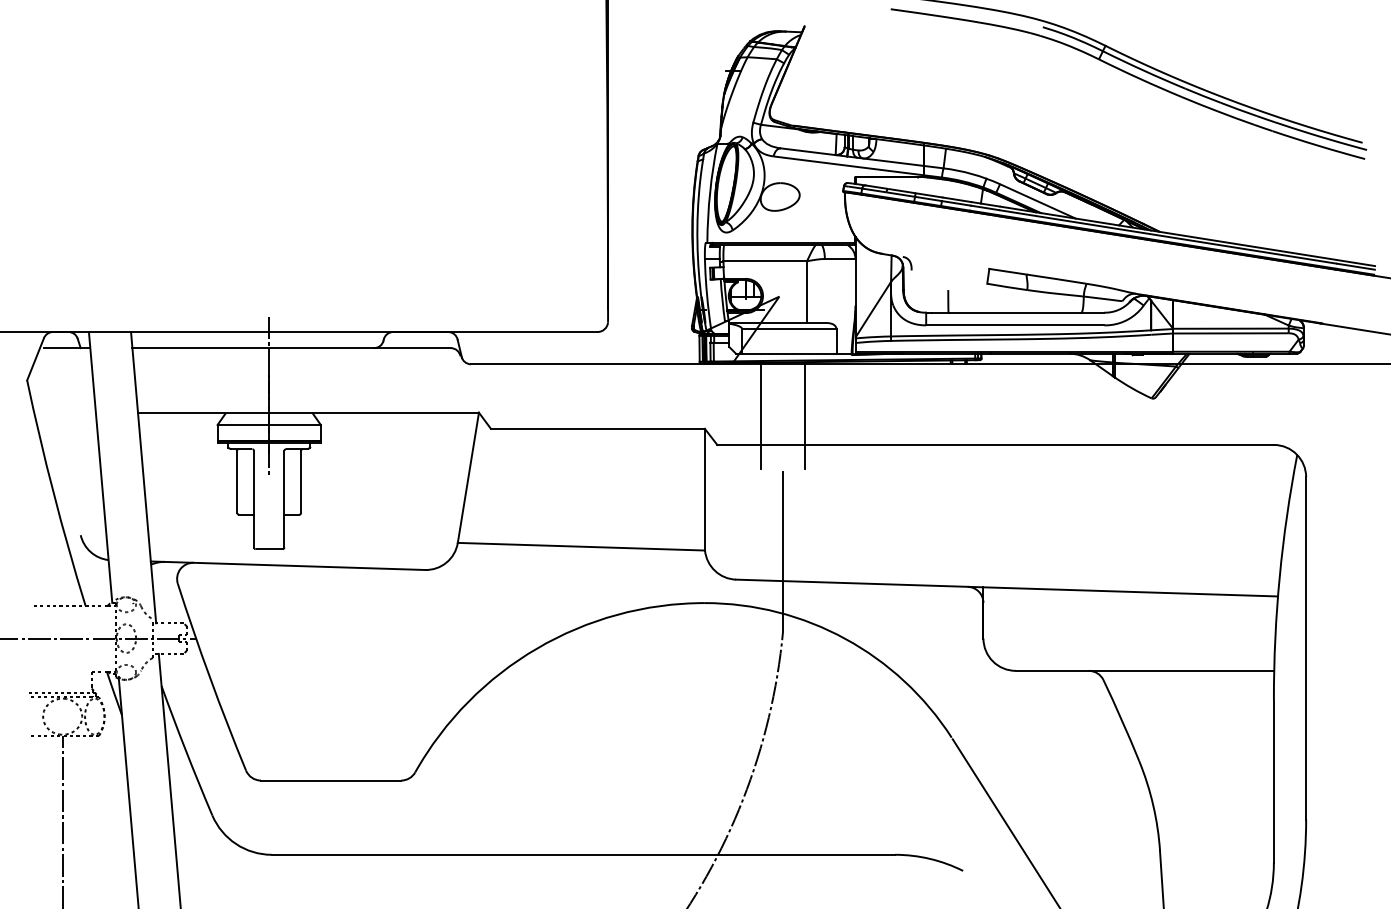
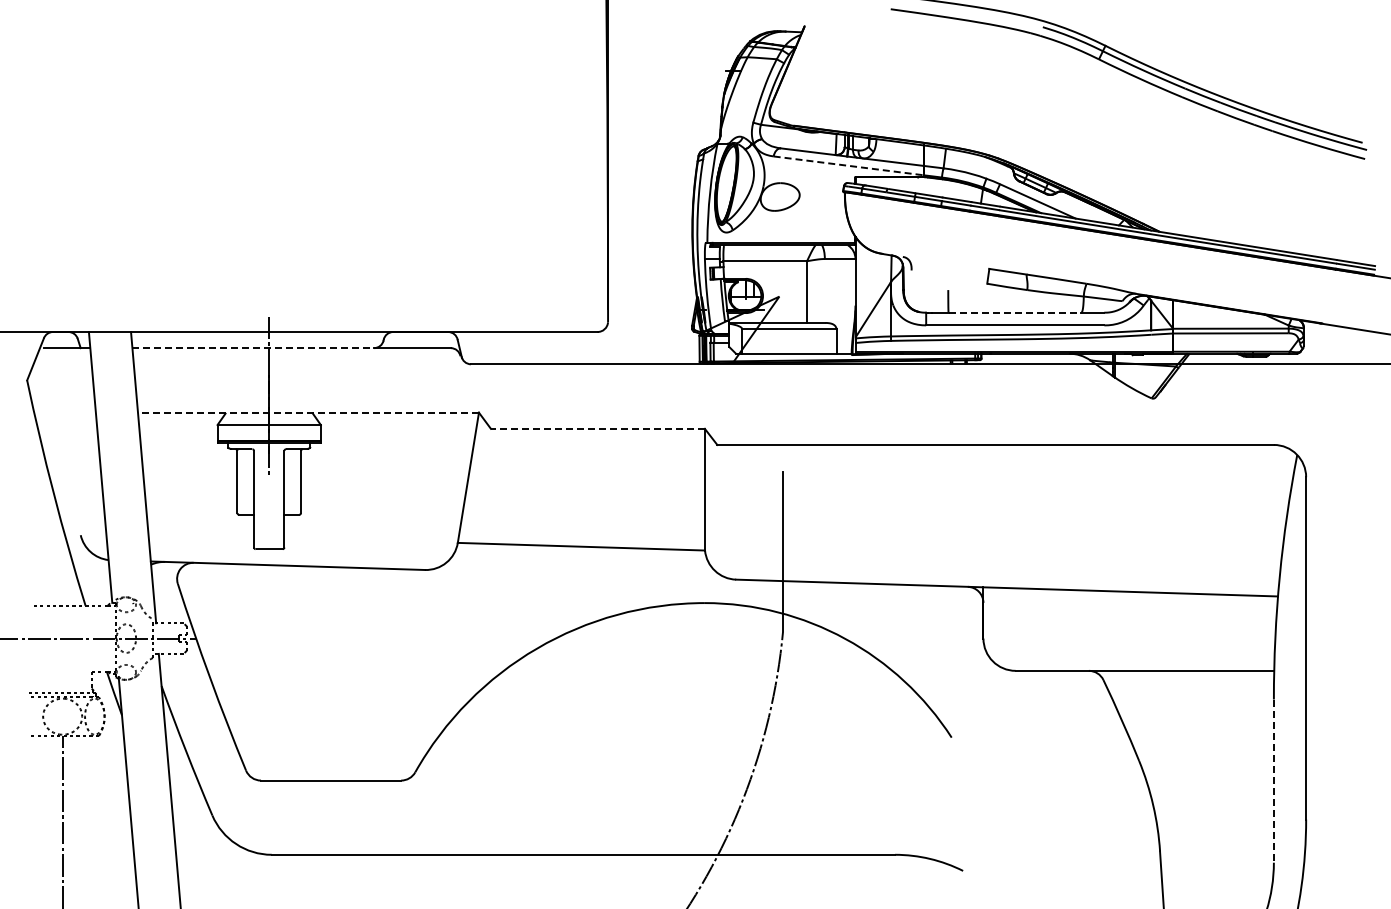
line: solid -> dashed (848, 165)
line: solid -> dashed (1015, 312)
line: solid -> dashed (253, 348)
line: solid -> dashed (307, 412)
line: present -> none (761, 416)
line: present -> none (805, 416)
line: solid -> dashed (597, 428)
line: solid -> dashed (1273, 781)
line: present -> none (1005, 822)
